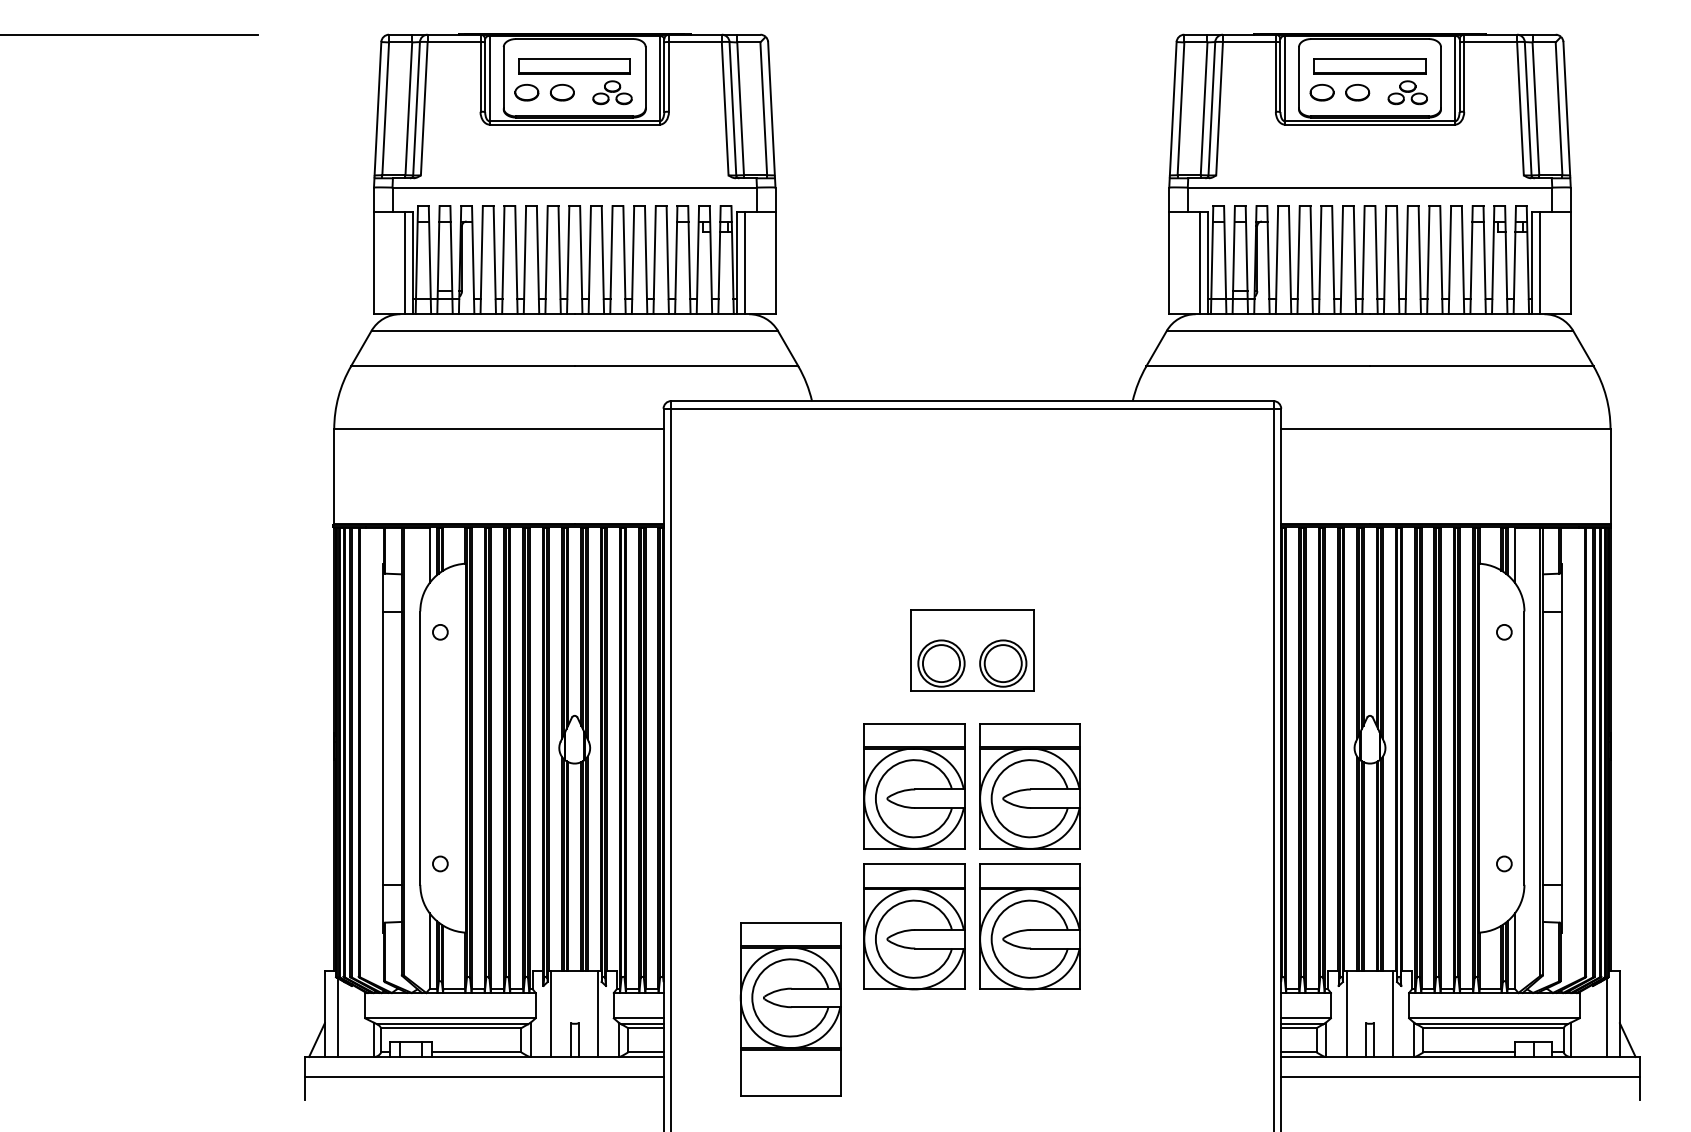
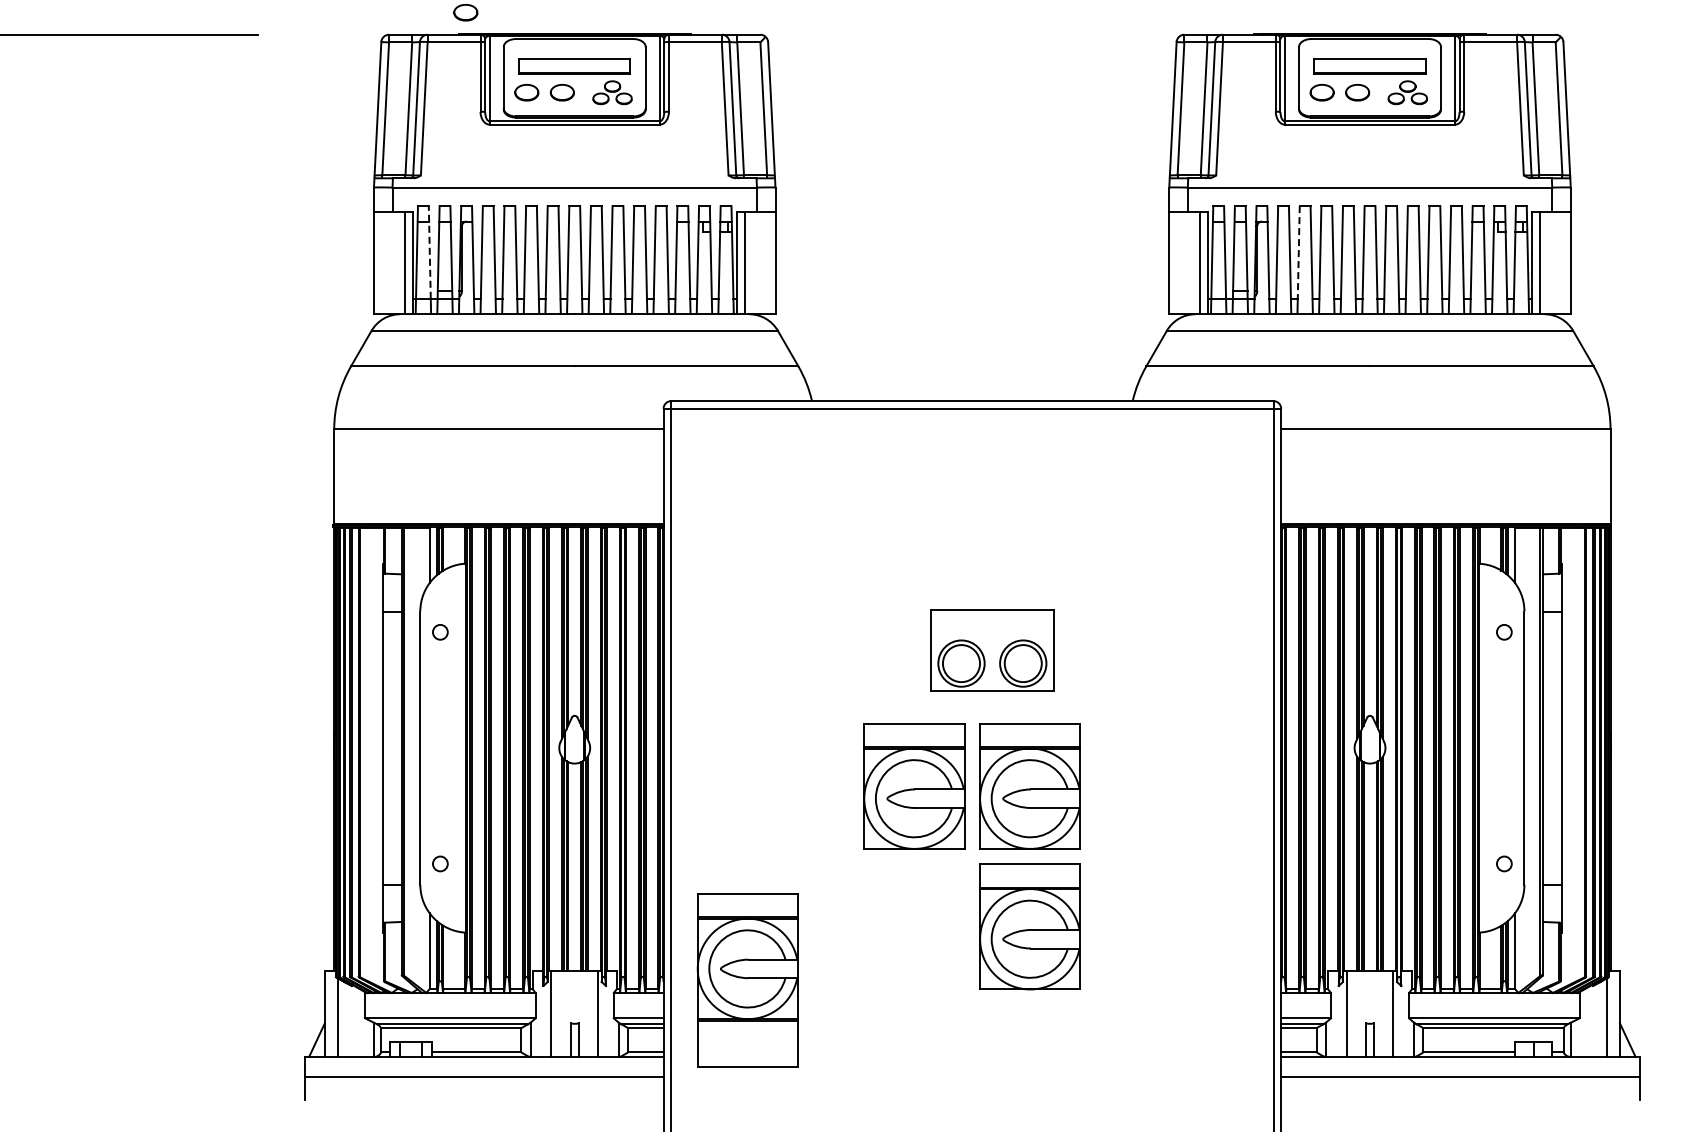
part: none -> present (465, 12)
line: solid -> dashed (429, 251)
line: solid -> dashed (1298, 252)
part position: (972, 650) -> (992, 650) (992, 650)
part: present -> none (914, 926)
part position: (790, 1009) -> (747, 980) (747, 980)
